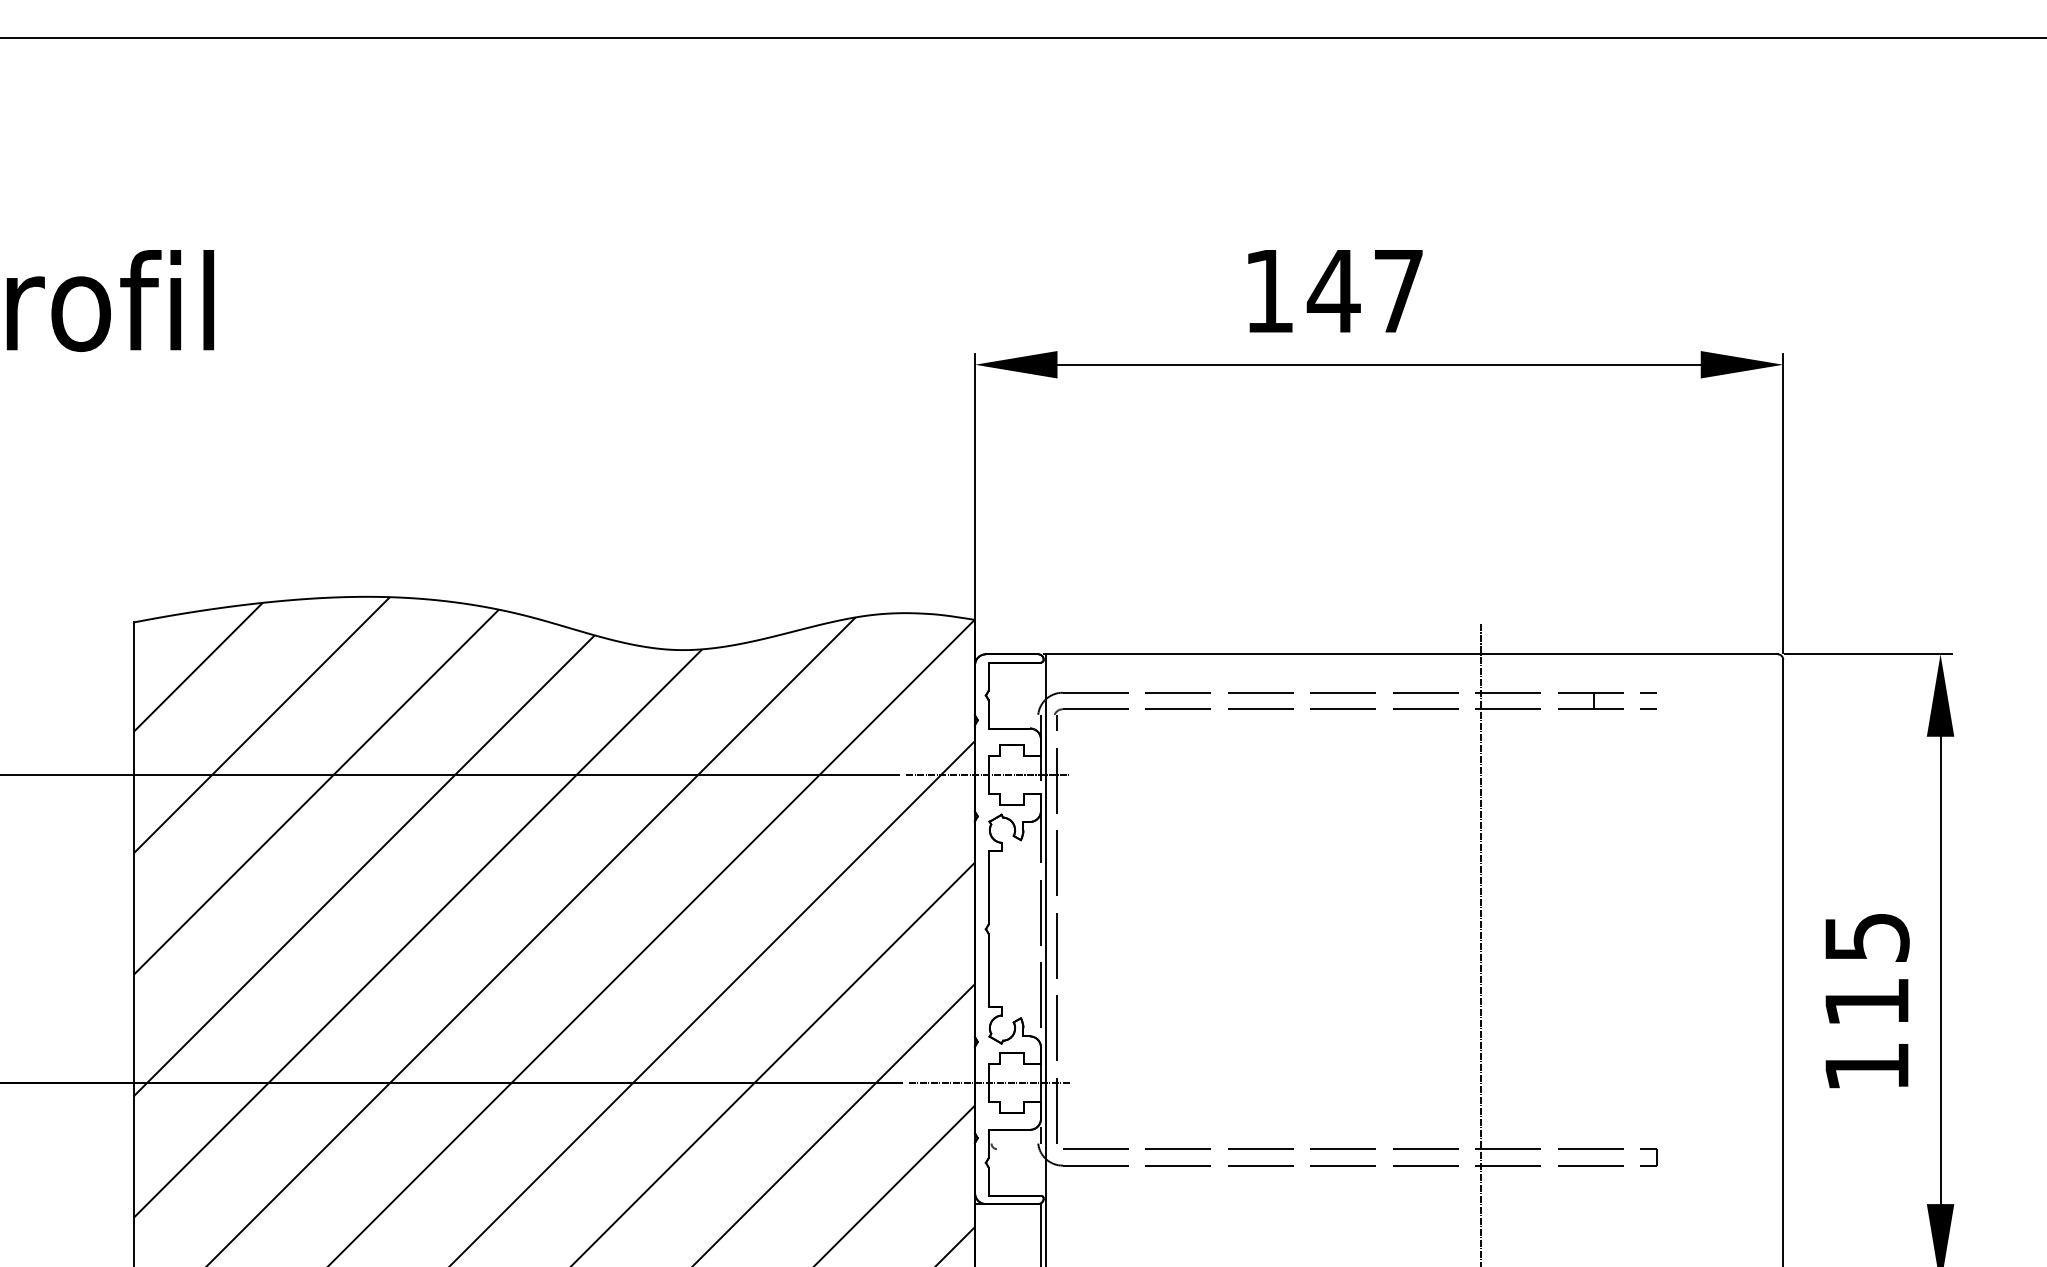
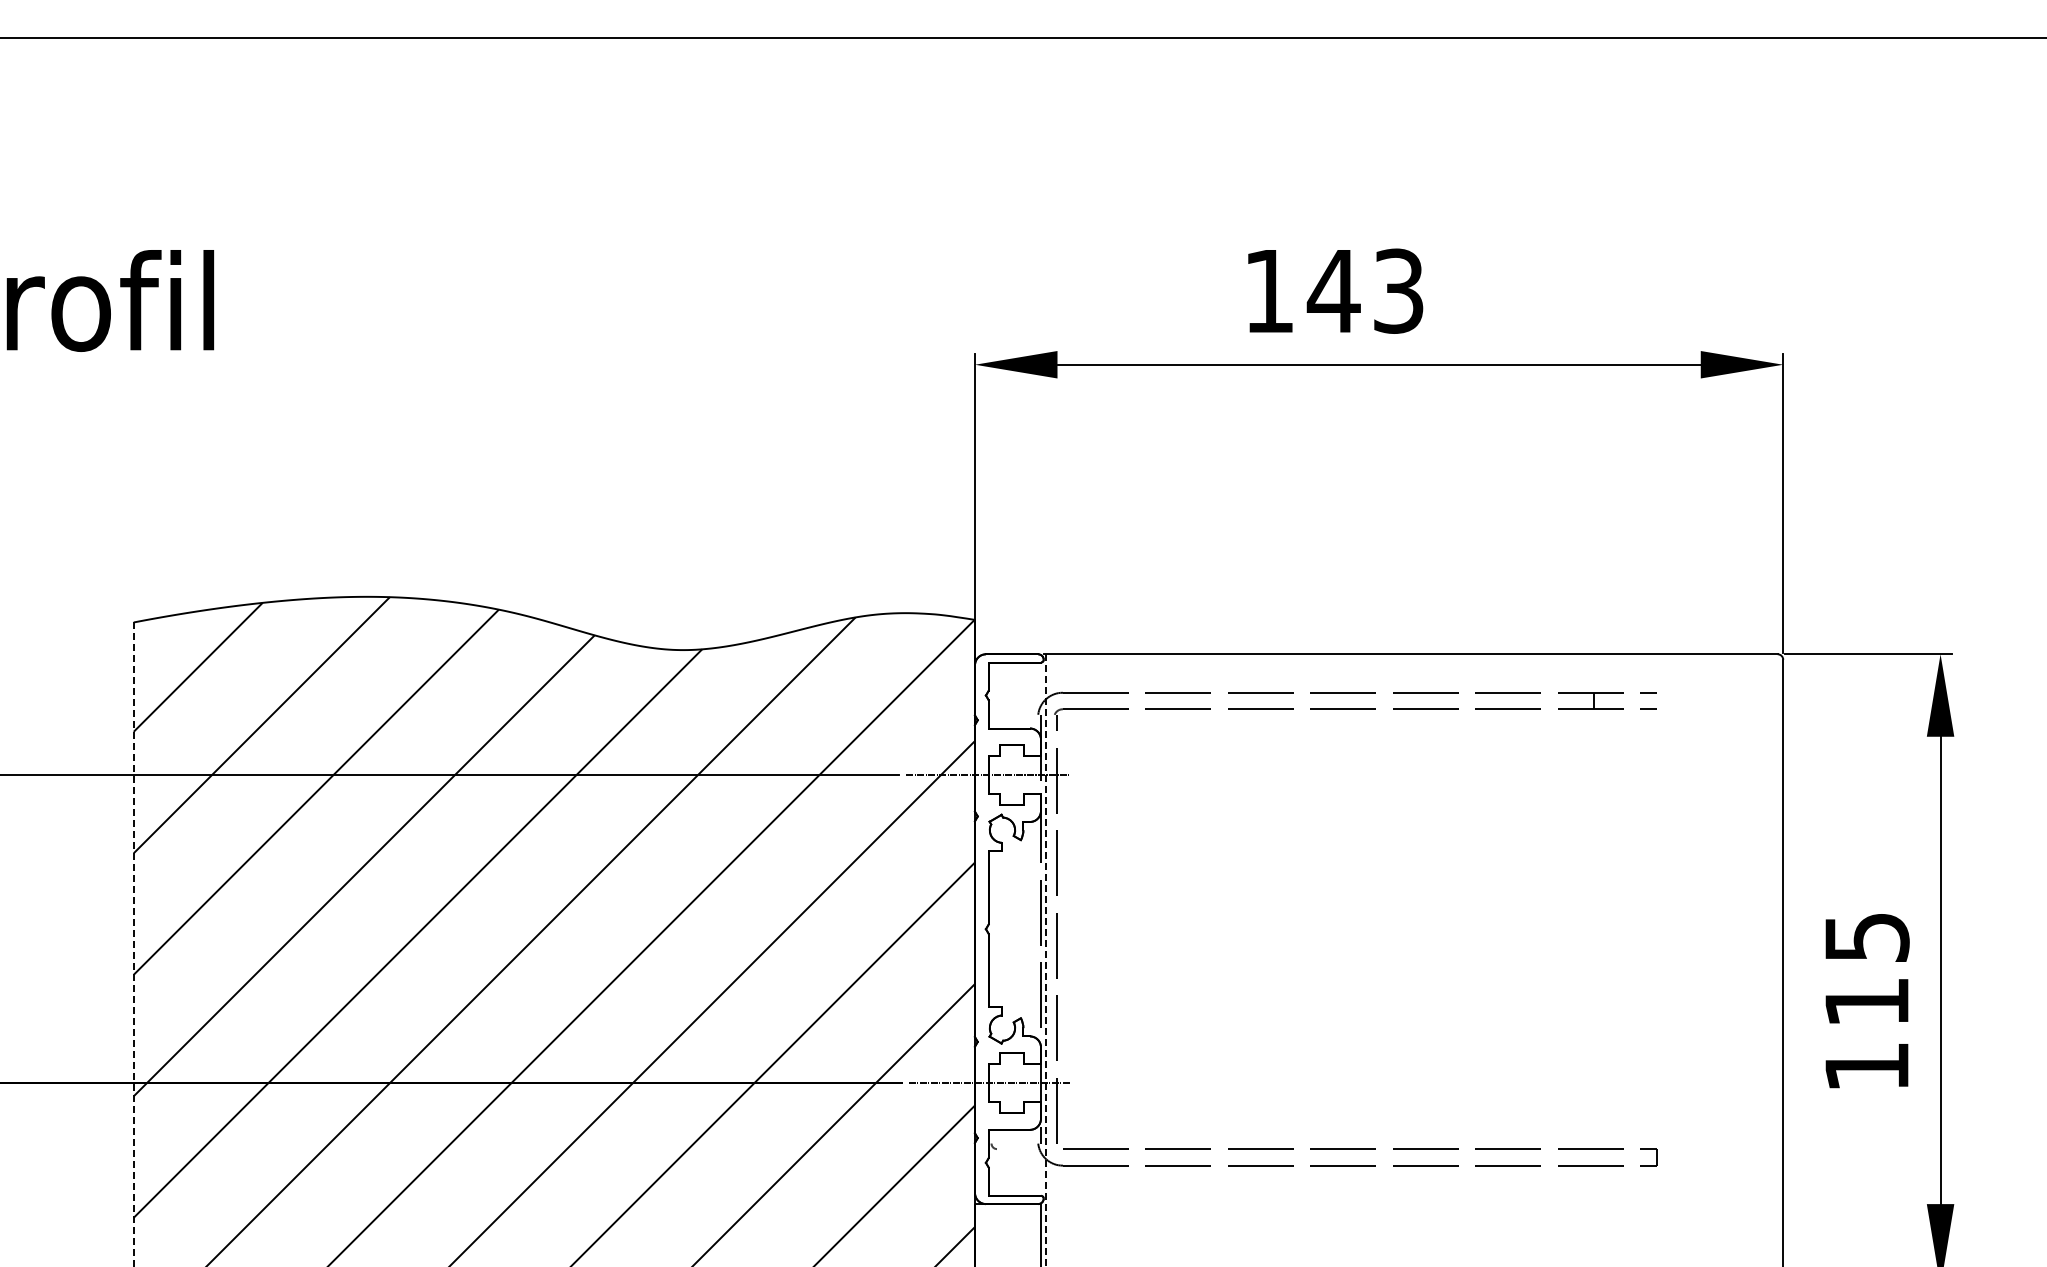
text: 147 -> 143 (1398, 290)
line: present -> none (1480, 943)
line: solid -> dashed (133, 944)
line: solid -> dashed (1046, 960)
